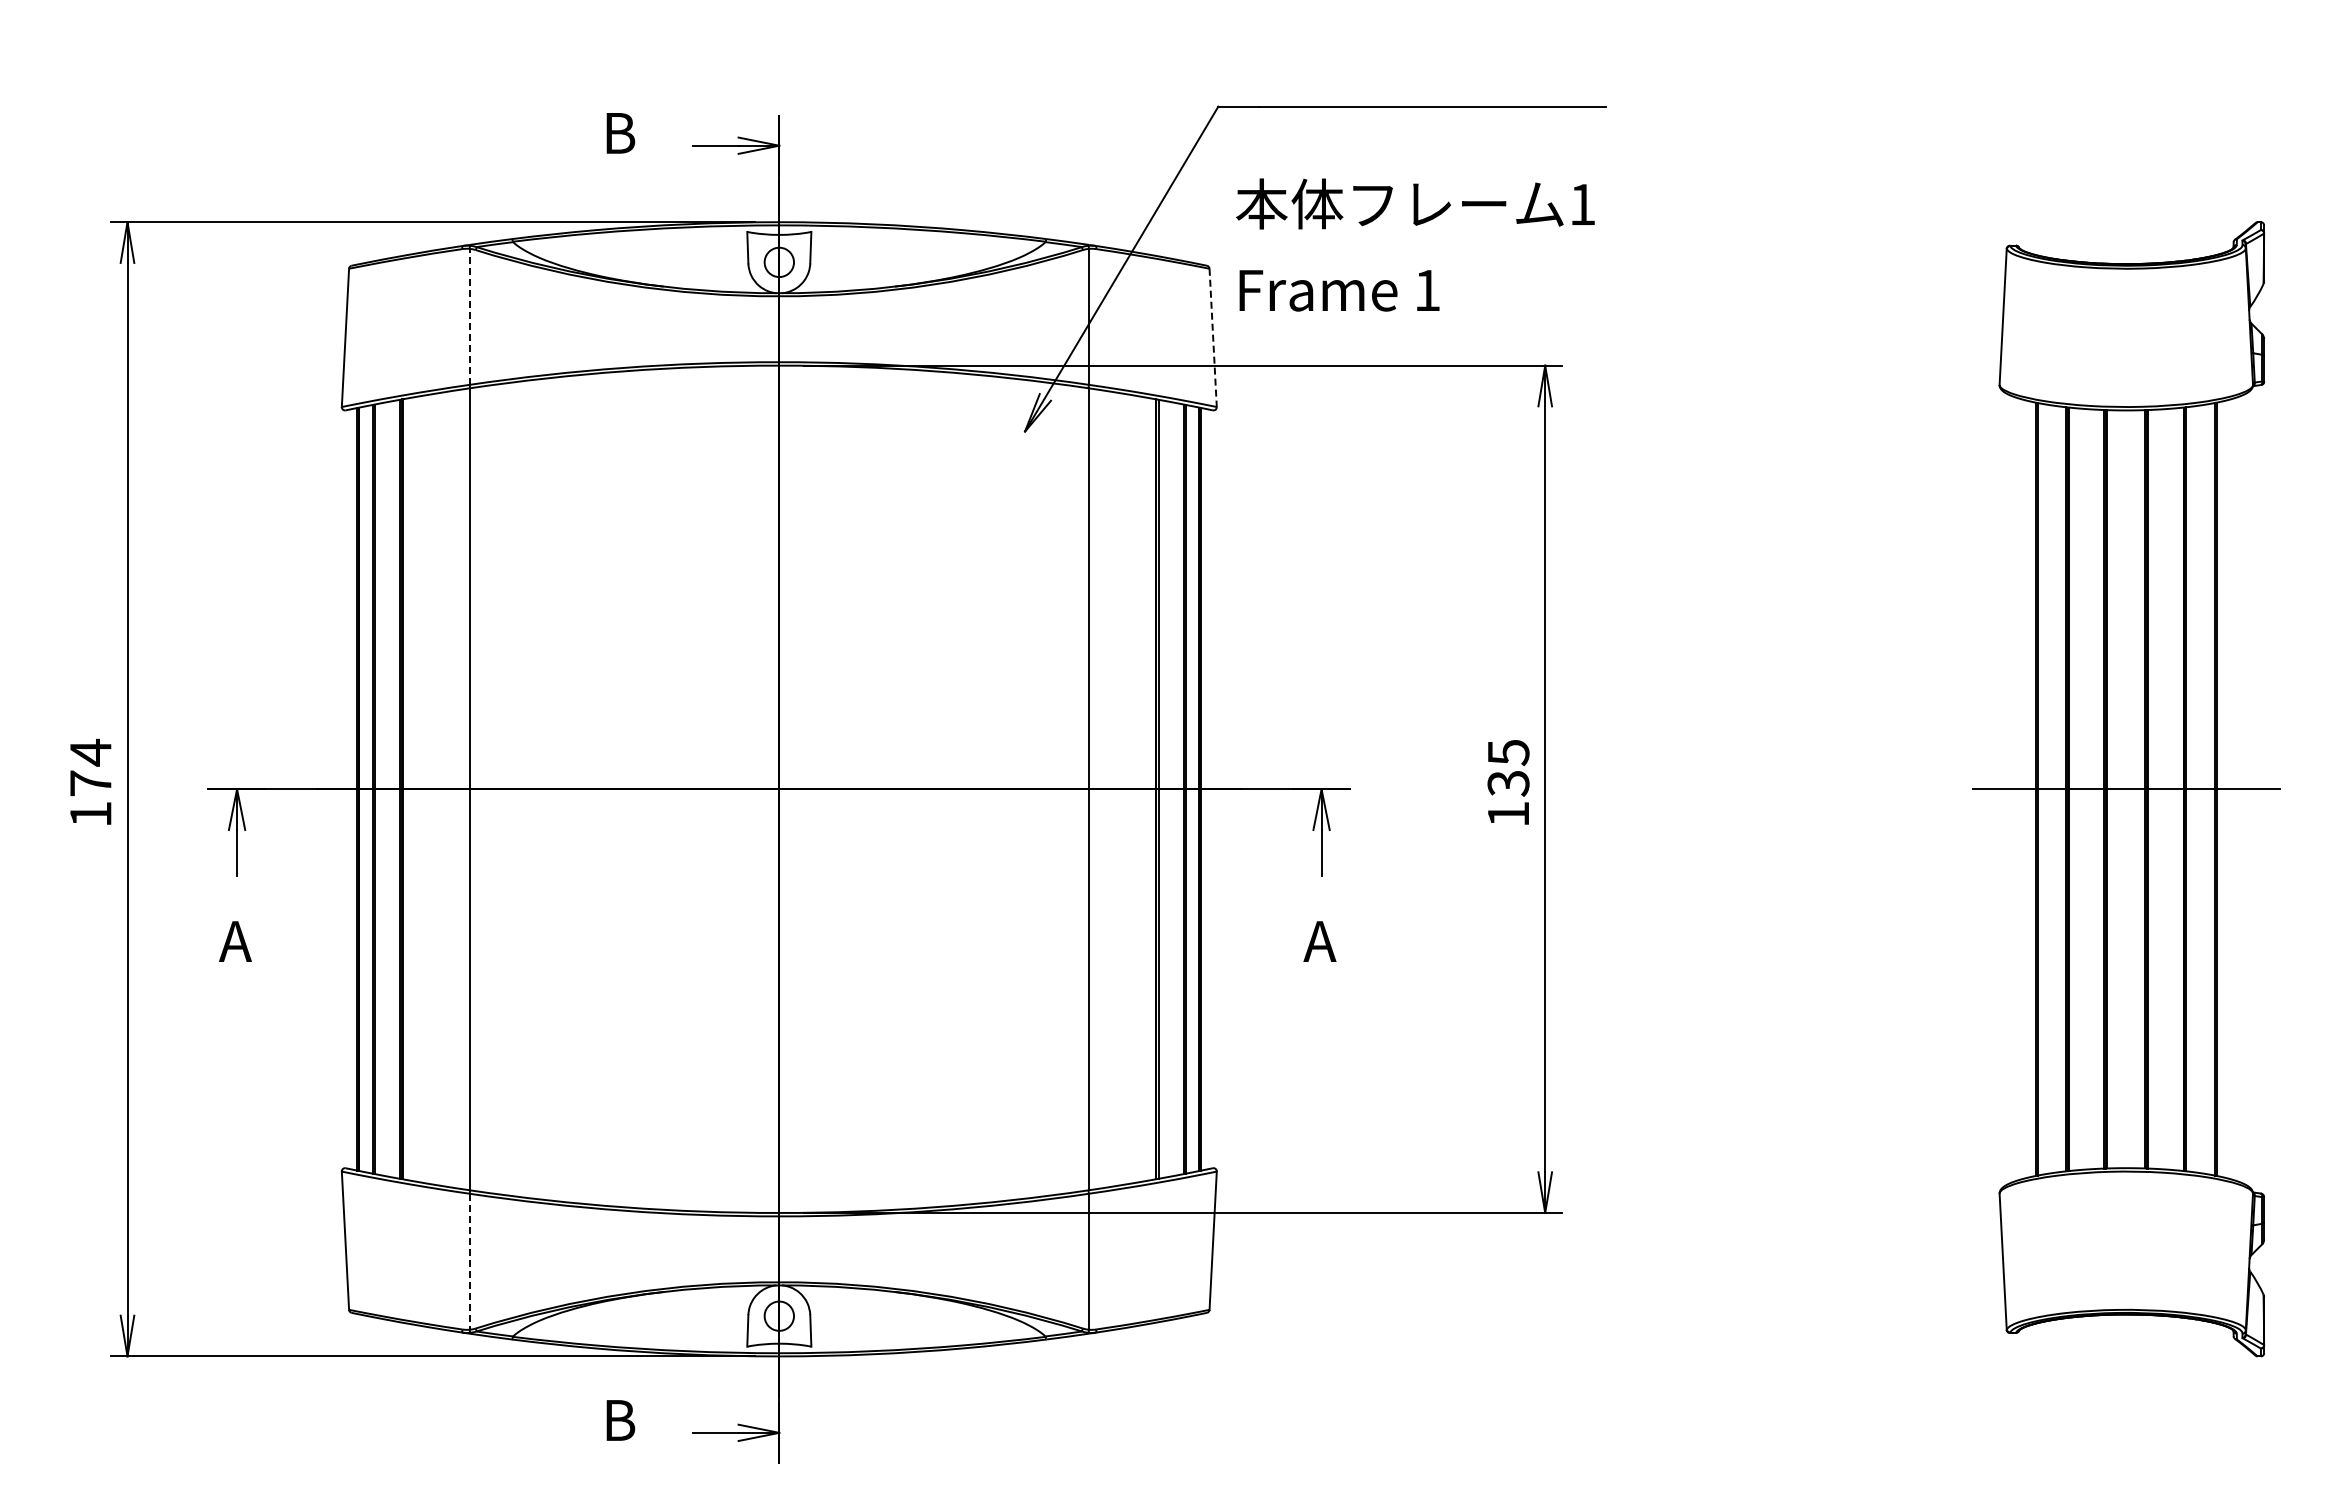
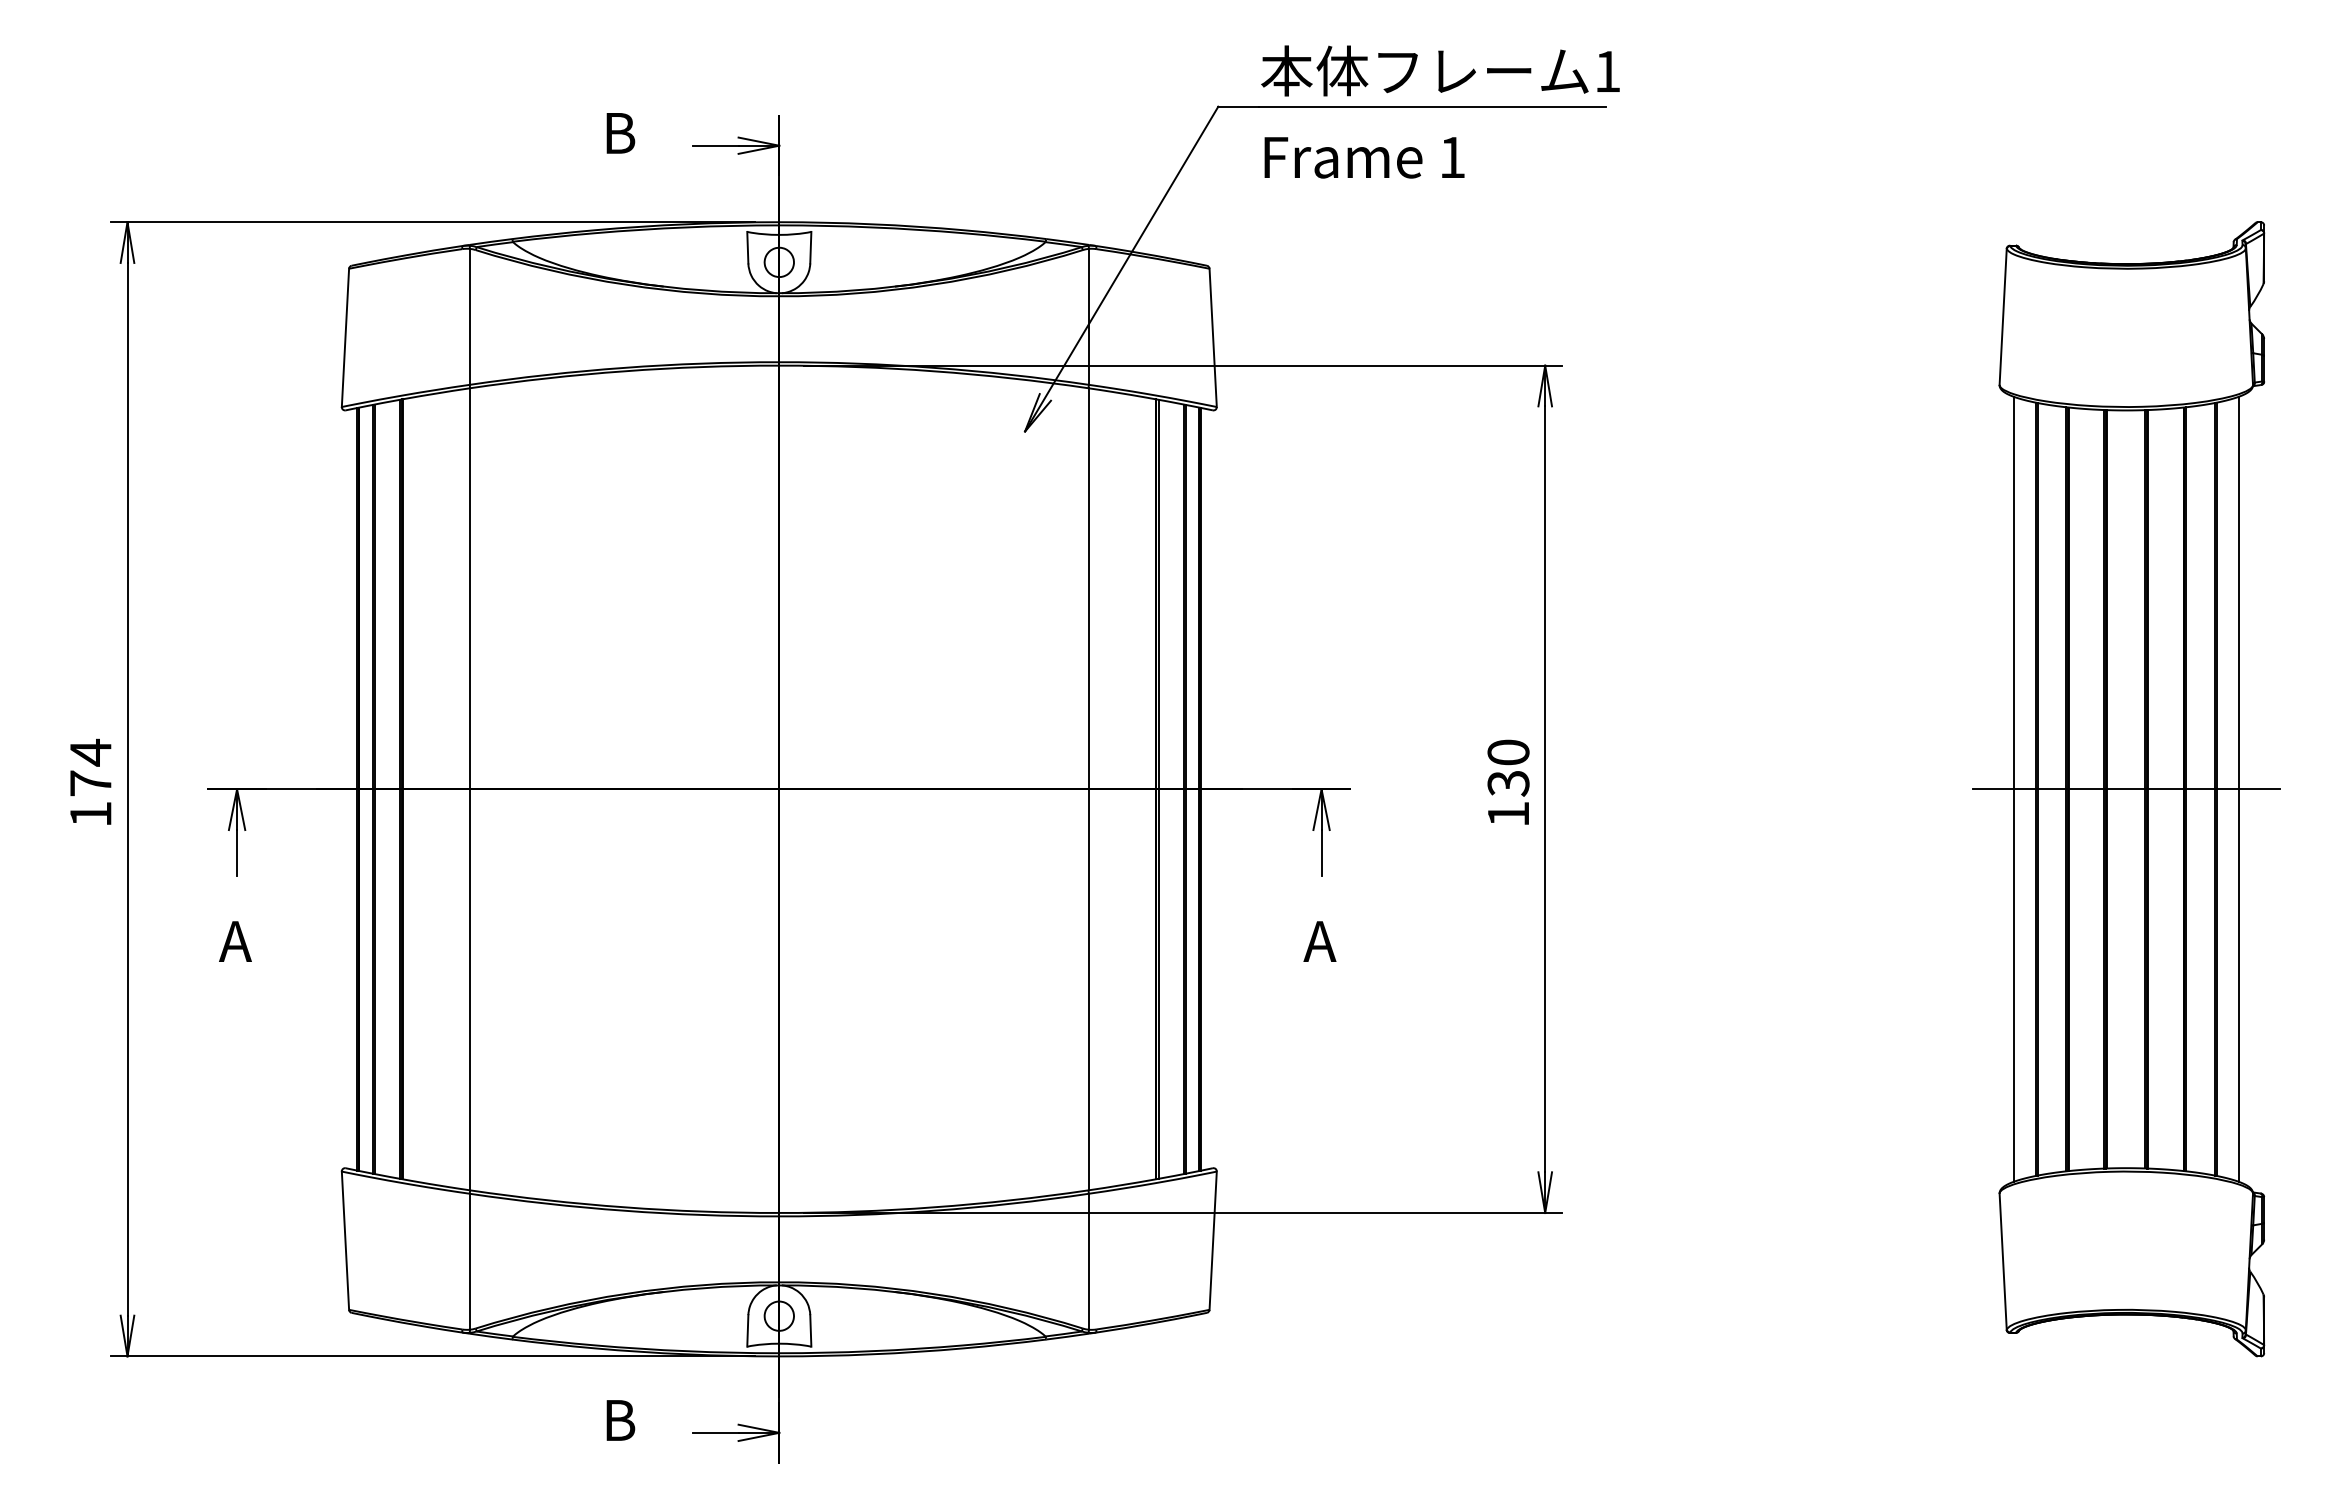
text position: (1415, 244) -> (1440, 111) (1440, 111)
line: dashed -> solid (469, 316)
line: dashed -> solid (1213, 338)
text: 135 -> 130 (1508, 752)
line: none -> present (2013, 788)
line: none -> present (2238, 788)
line: dashed -> solid (469, 1261)
